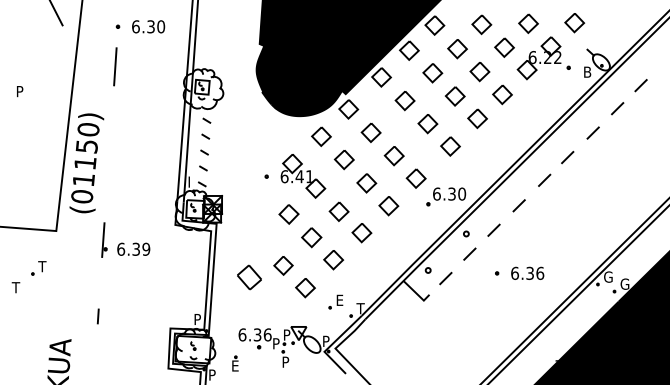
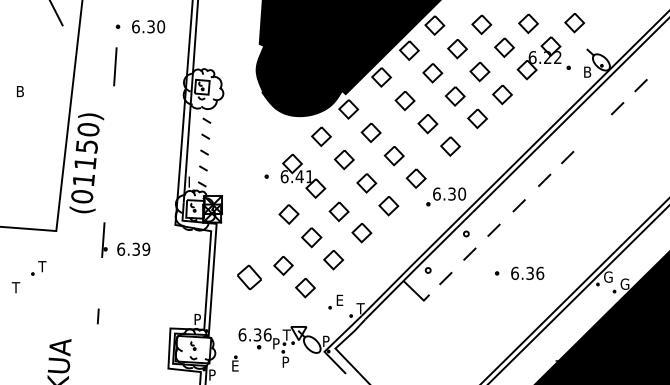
text: P -> B (20, 91)
line: present -> none (592, 132)
text: P -> T (286, 334)
